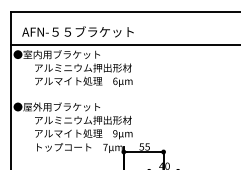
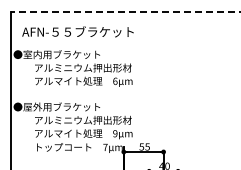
line: solid -> dashed (125, 11)
line: present -> none (124, 45)
